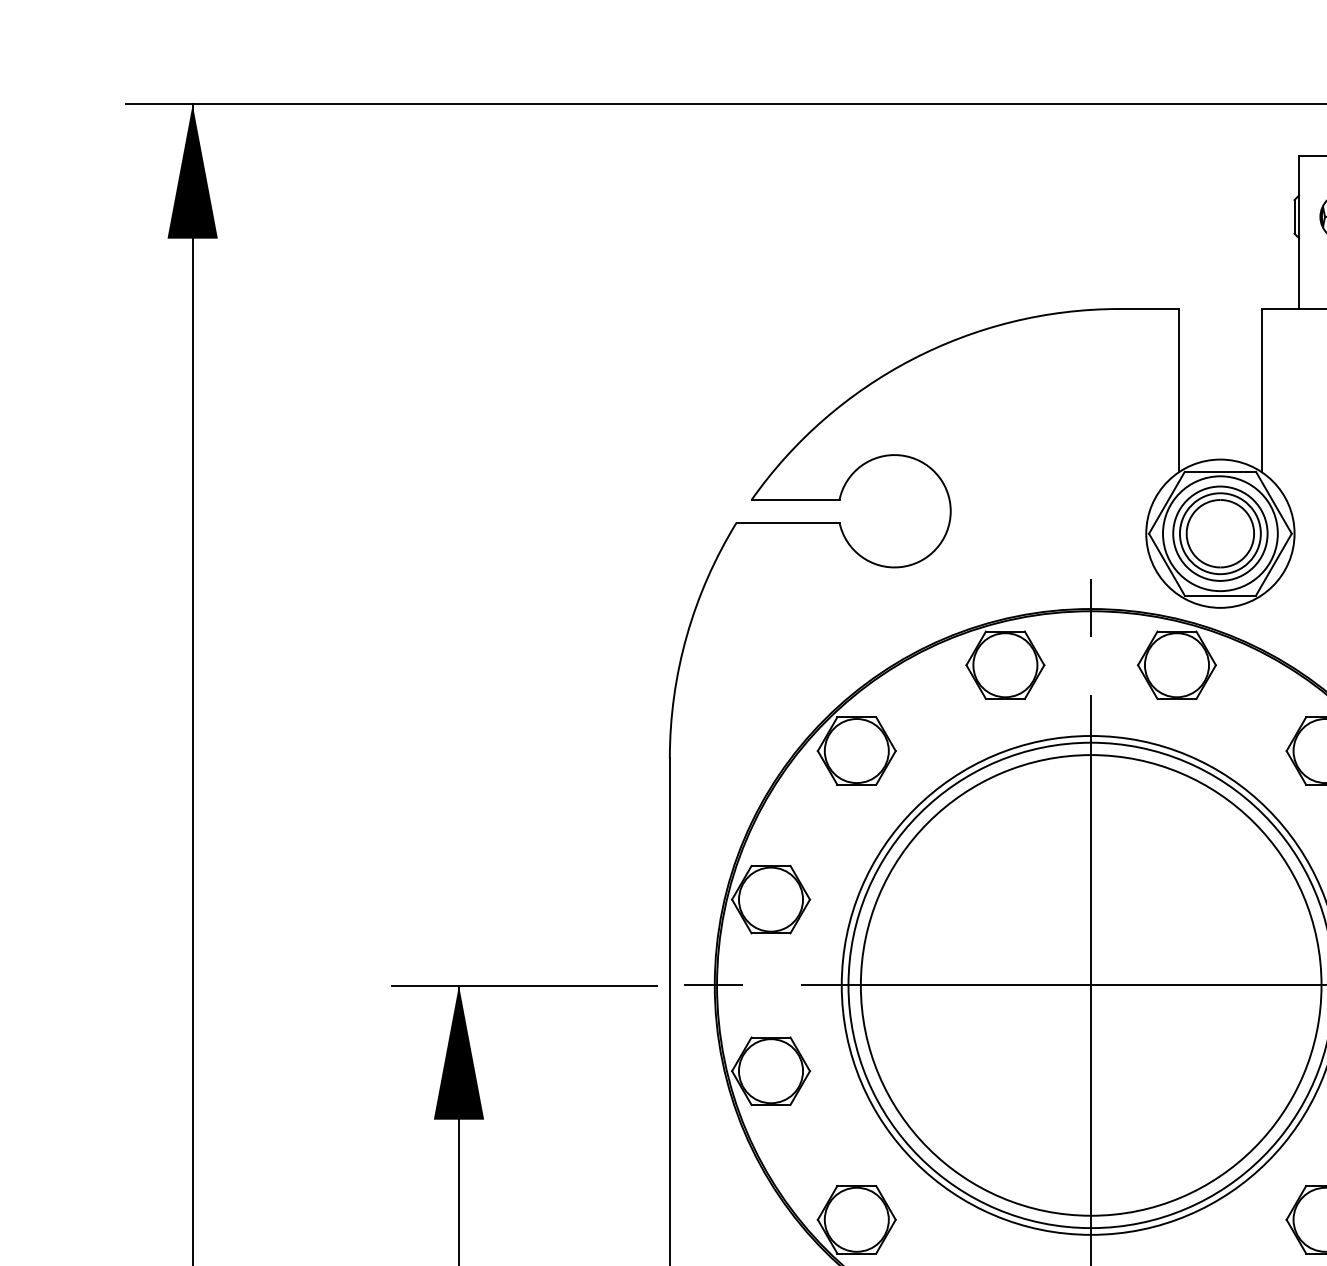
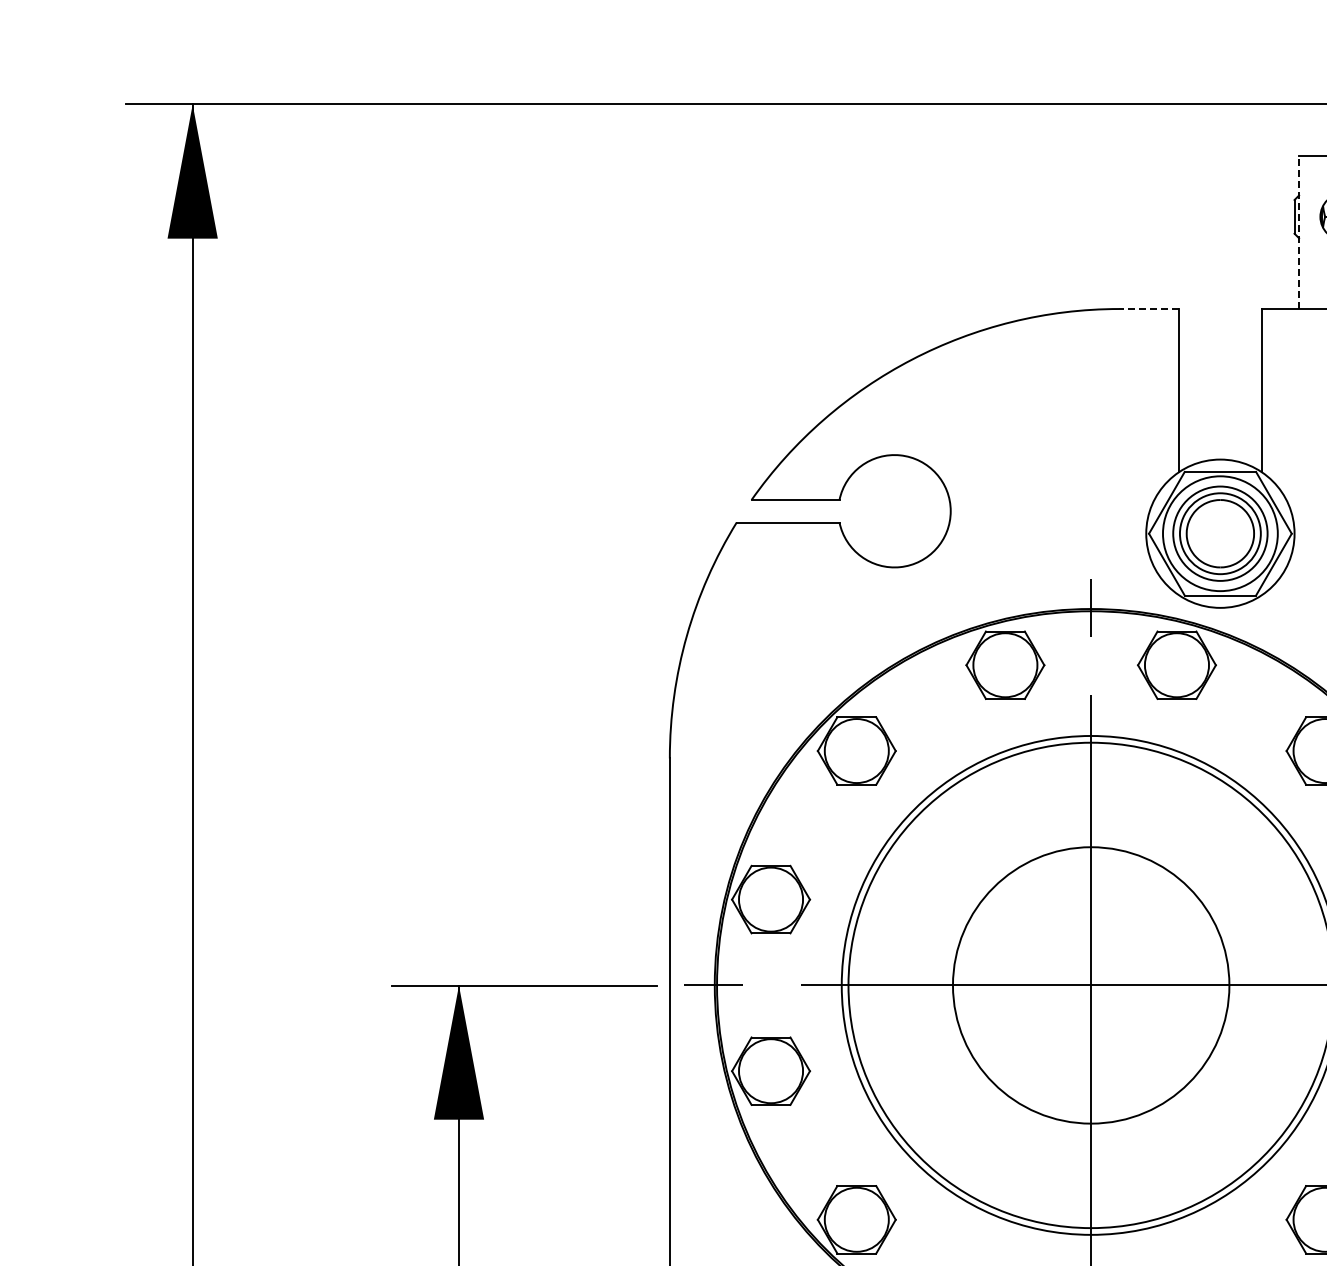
line: solid -> dashed (1299, 232)
line: solid -> dashed (1149, 309)
circle diameter: 461 px -> 276 px (1090, 985)
